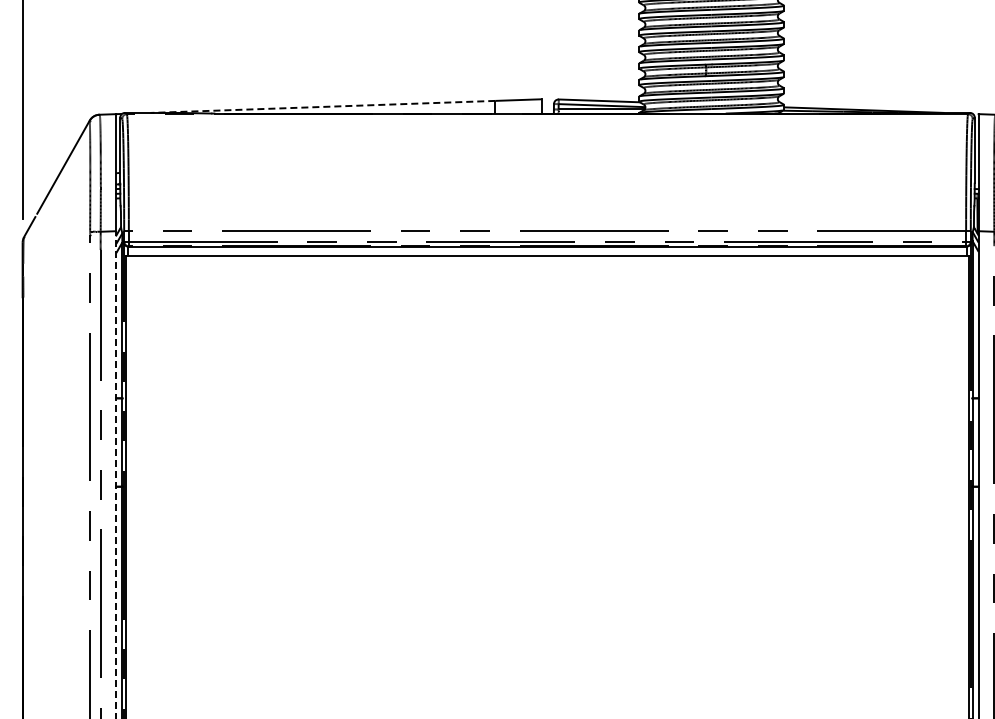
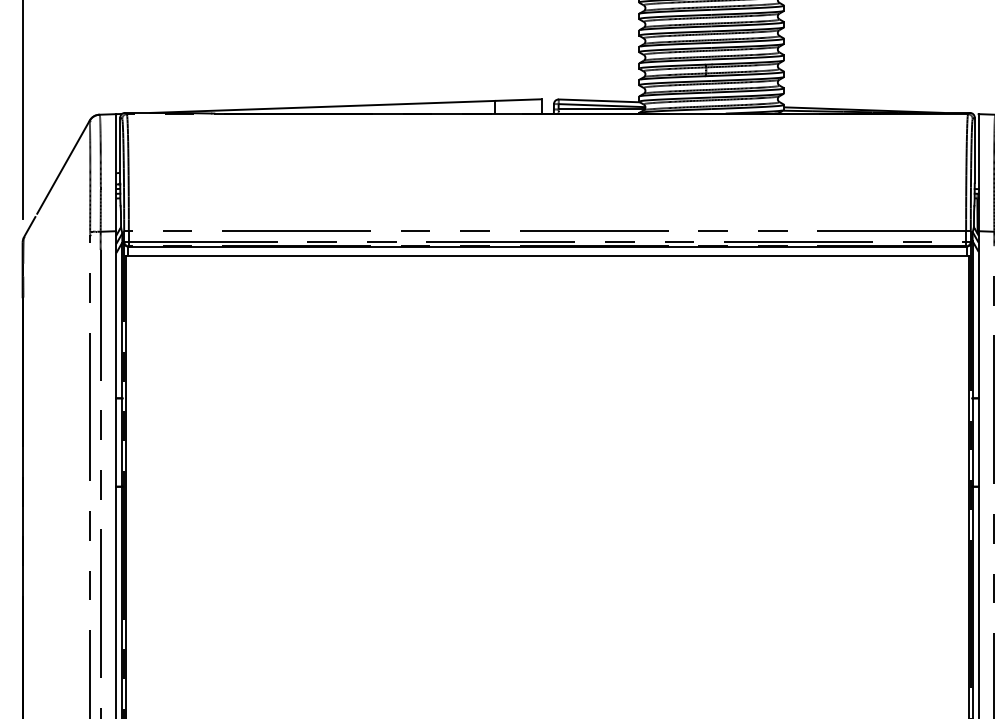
line: dashed -> solid (322, 106)
line: dashed -> solid (116, 474)
